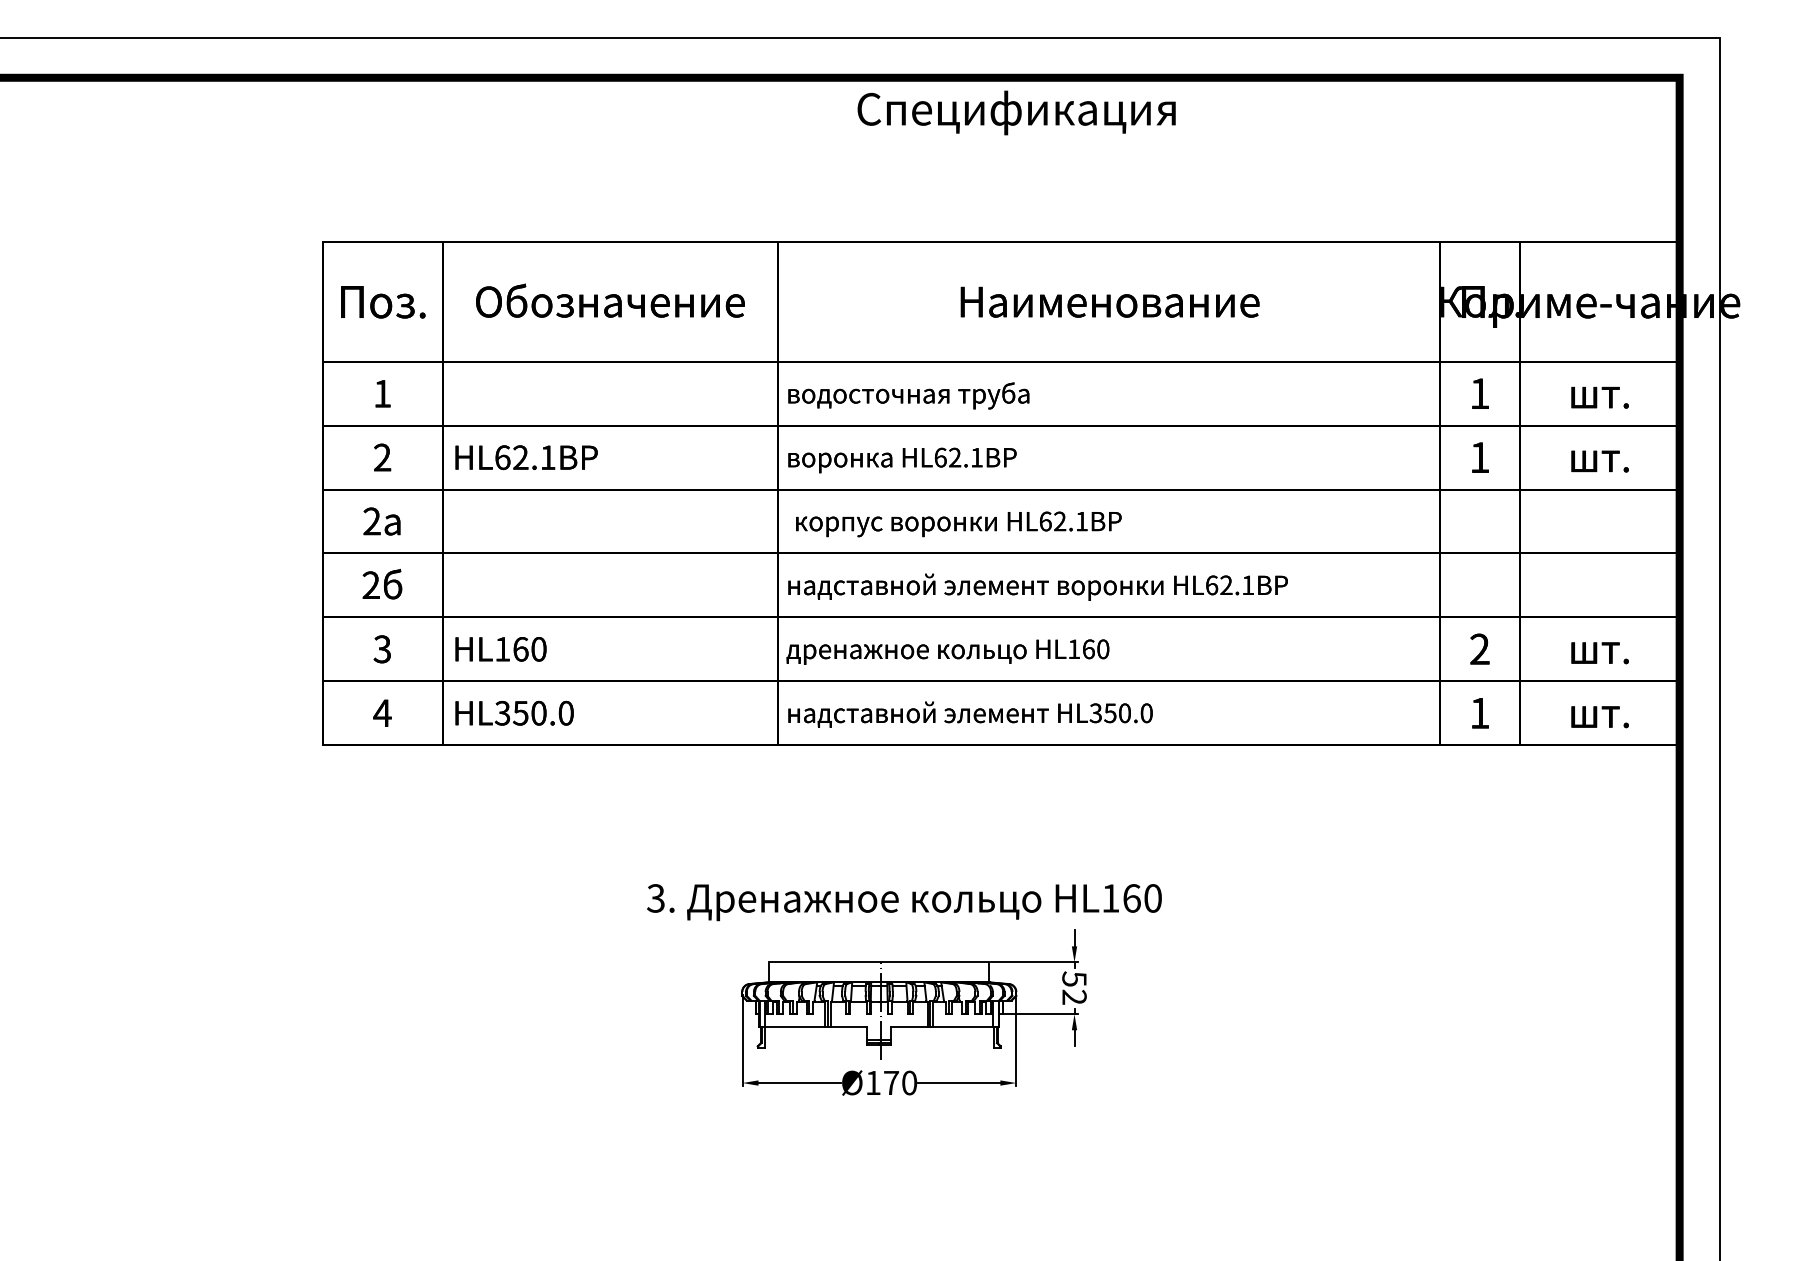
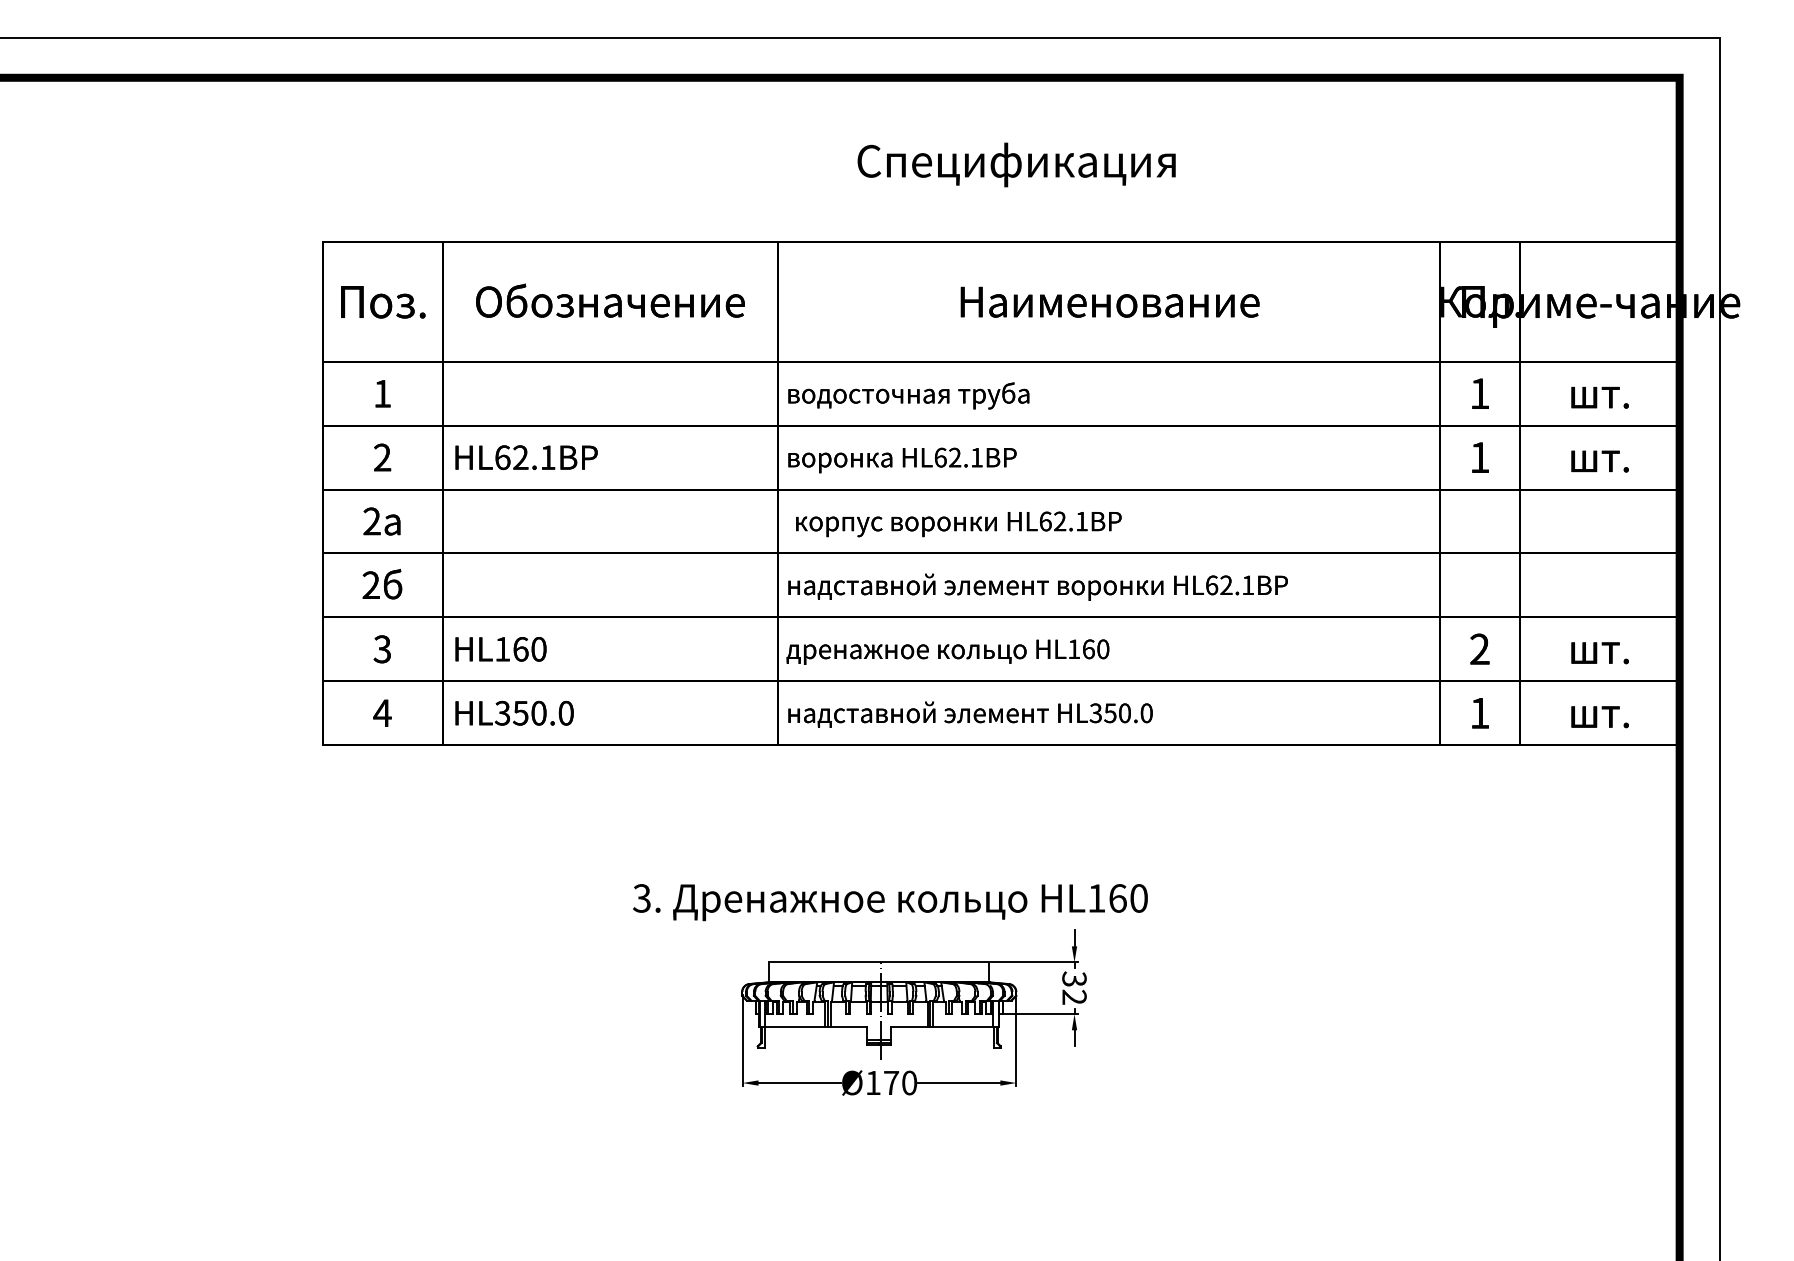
text position: (1016, 112) -> (1016, 164) (1016, 164)
text position: (904, 902) -> (890, 902) (890, 902)
text: 52 -> 32 (1074, 979)
